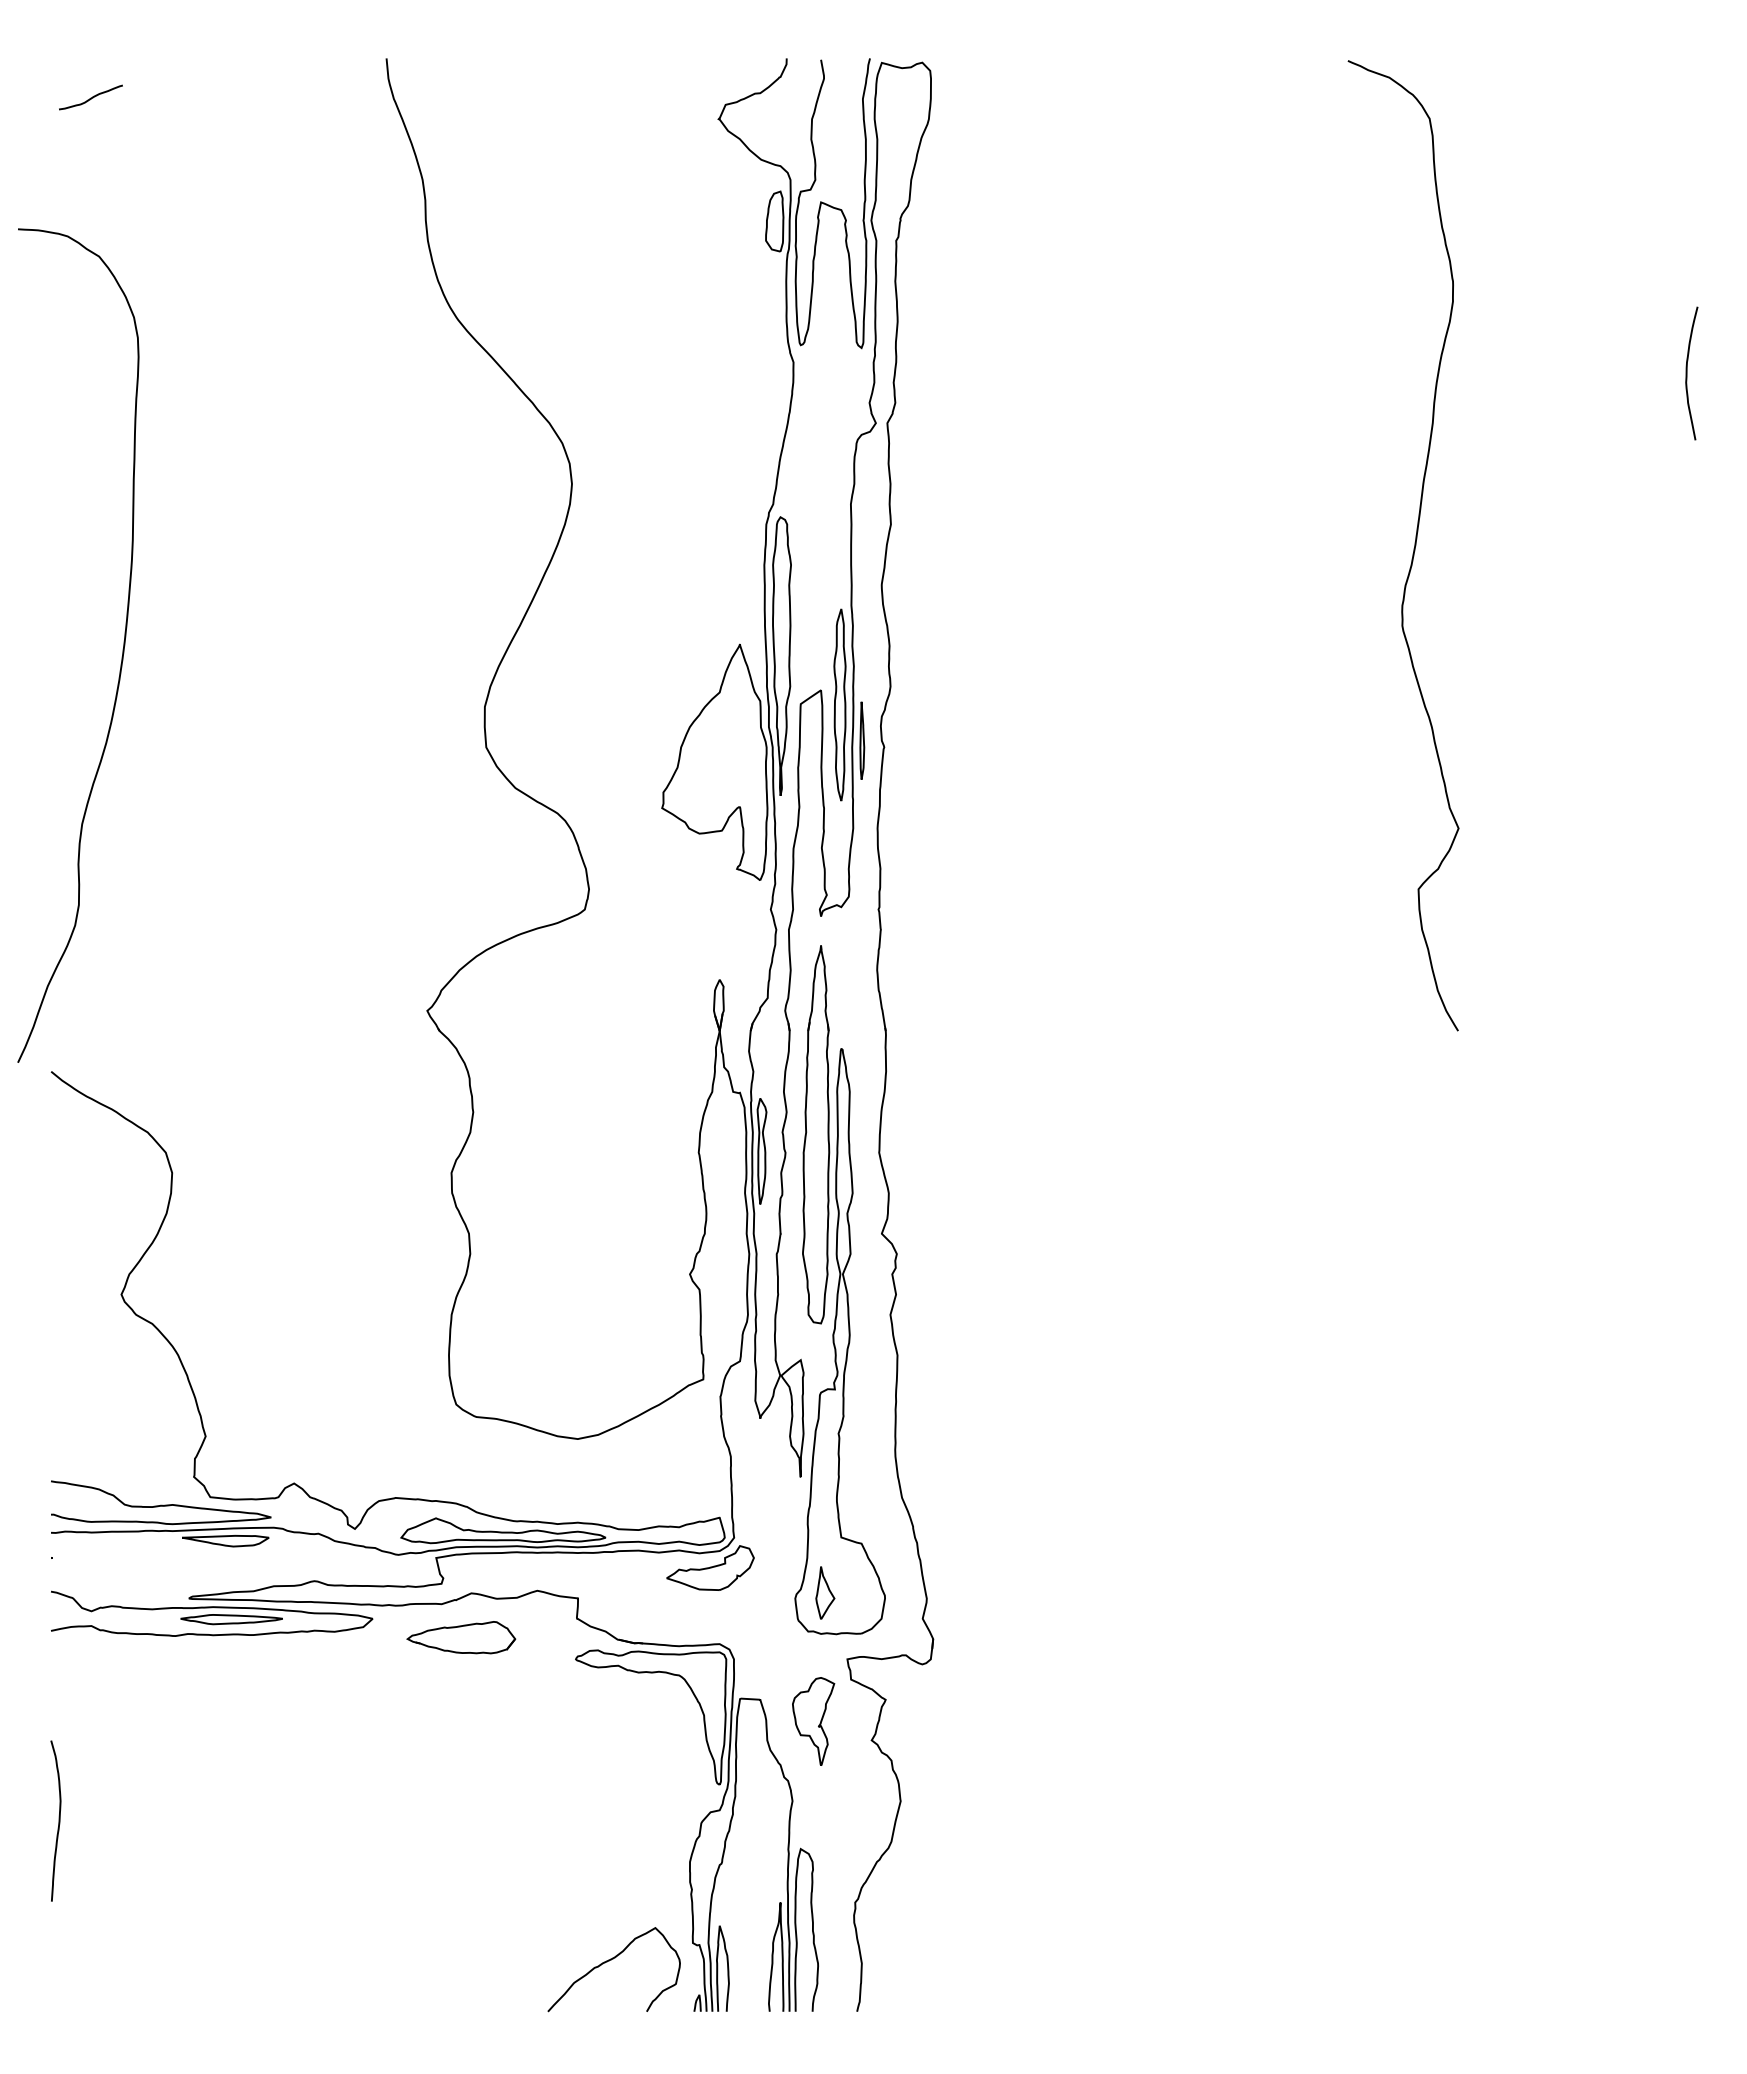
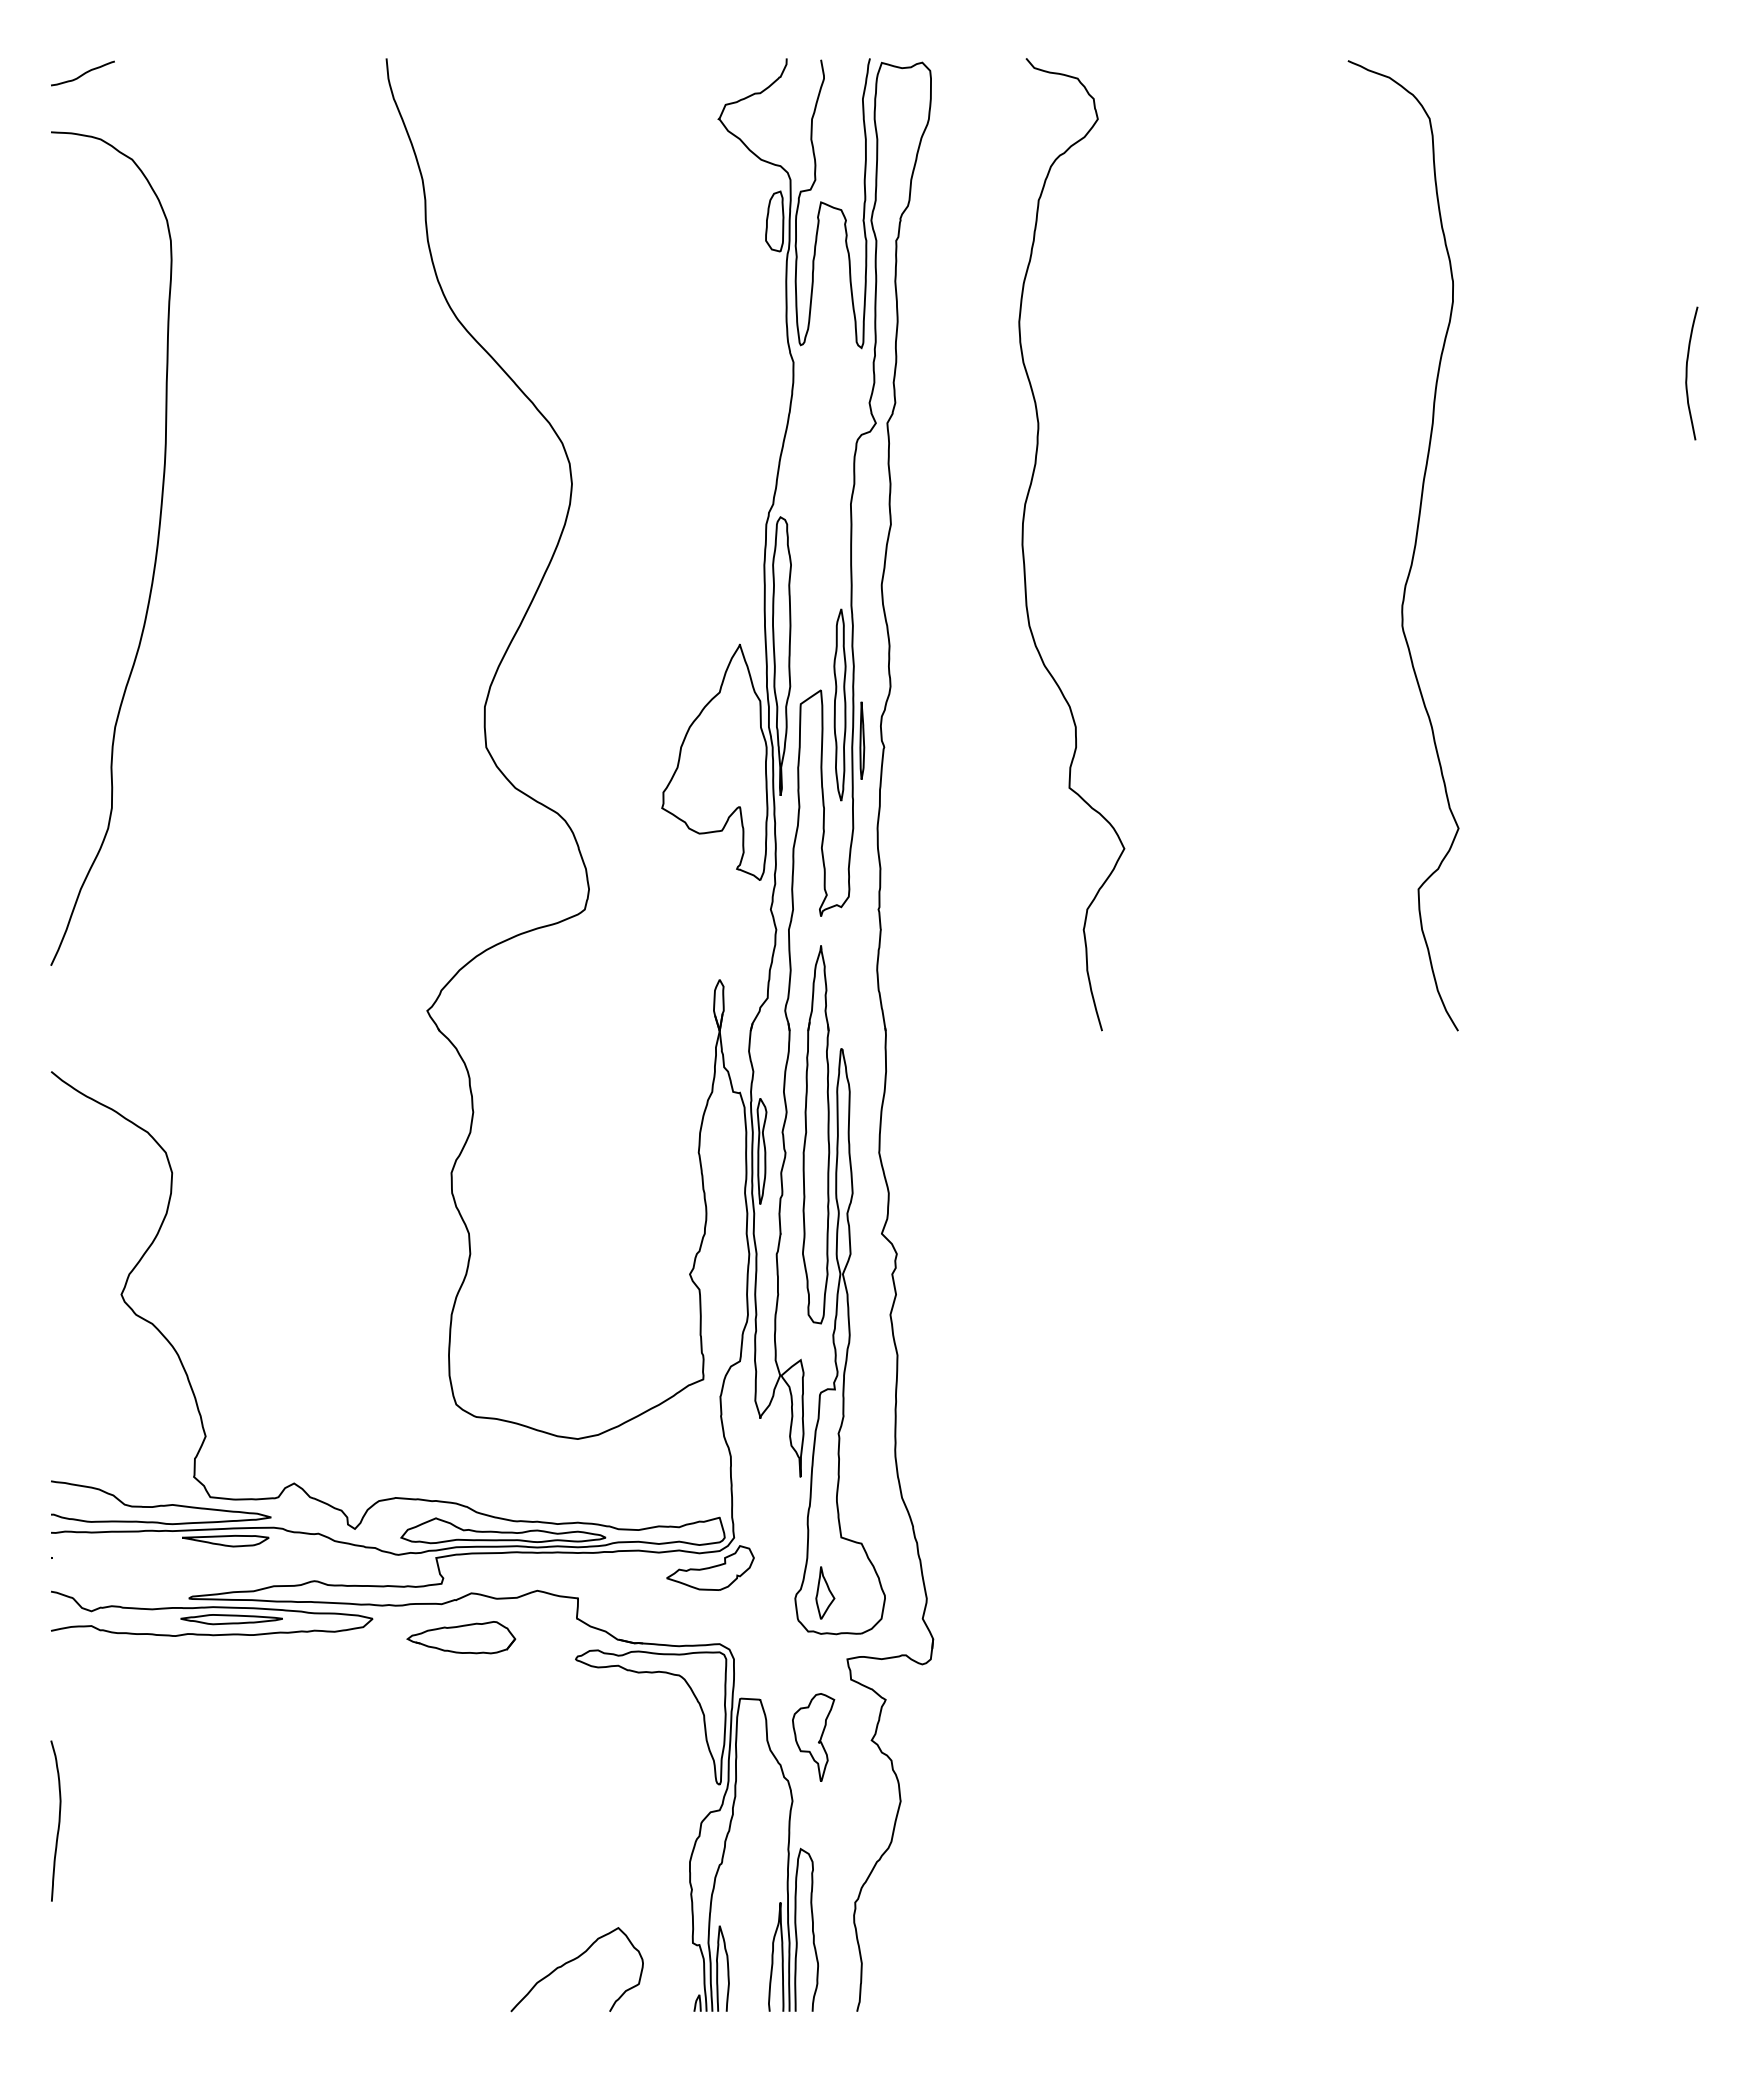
curve position: (90, 97) -> (82, 73) (82, 73)
curve: none -> present (1024, 553)
curve position: (122, 649) -> (155, 552) (155, 552)
part position: (813, 1721) -> (813, 1737) (813, 1737)
curve position: (609, 1961) -> (572, 1961) (572, 1961)
